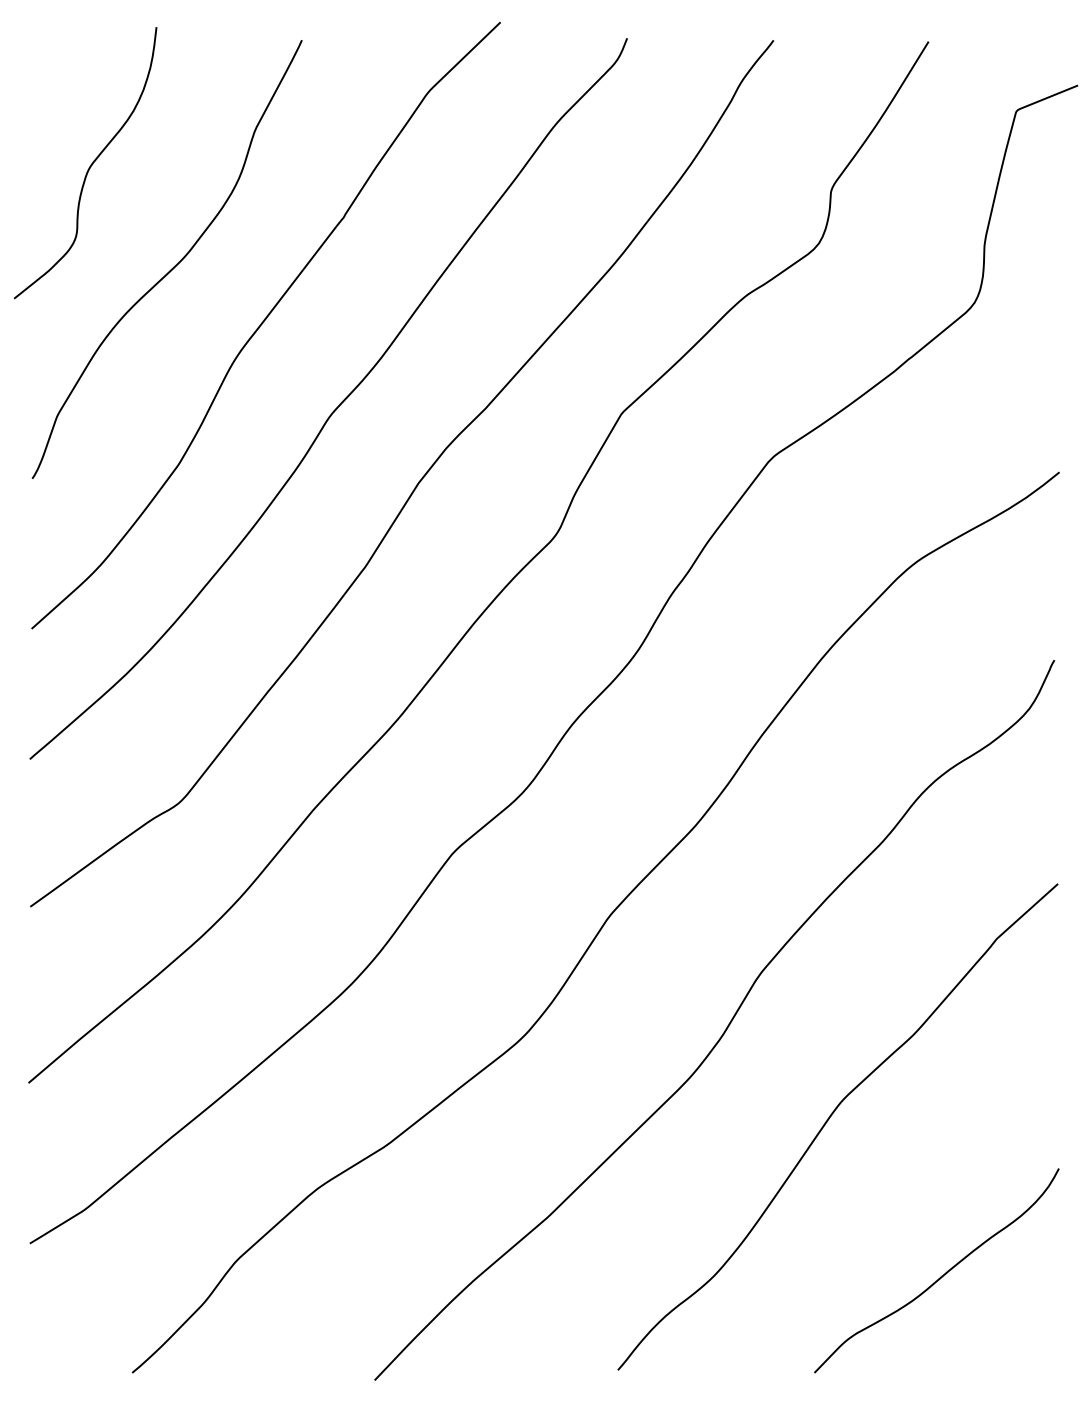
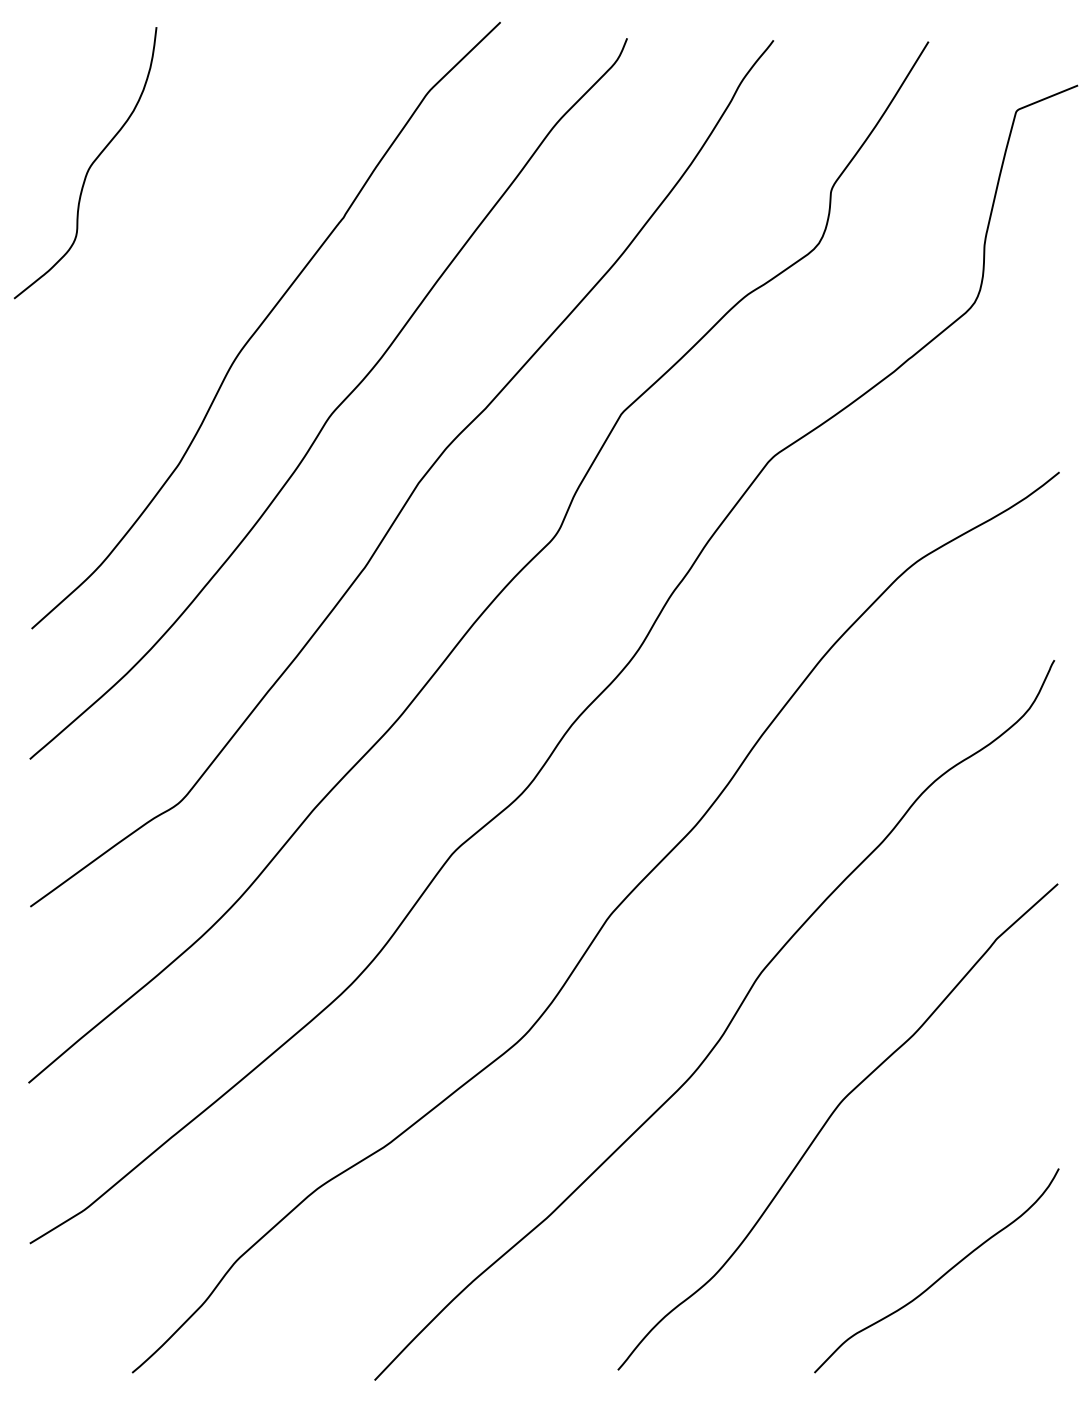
curve: present -> none (173, 266)
